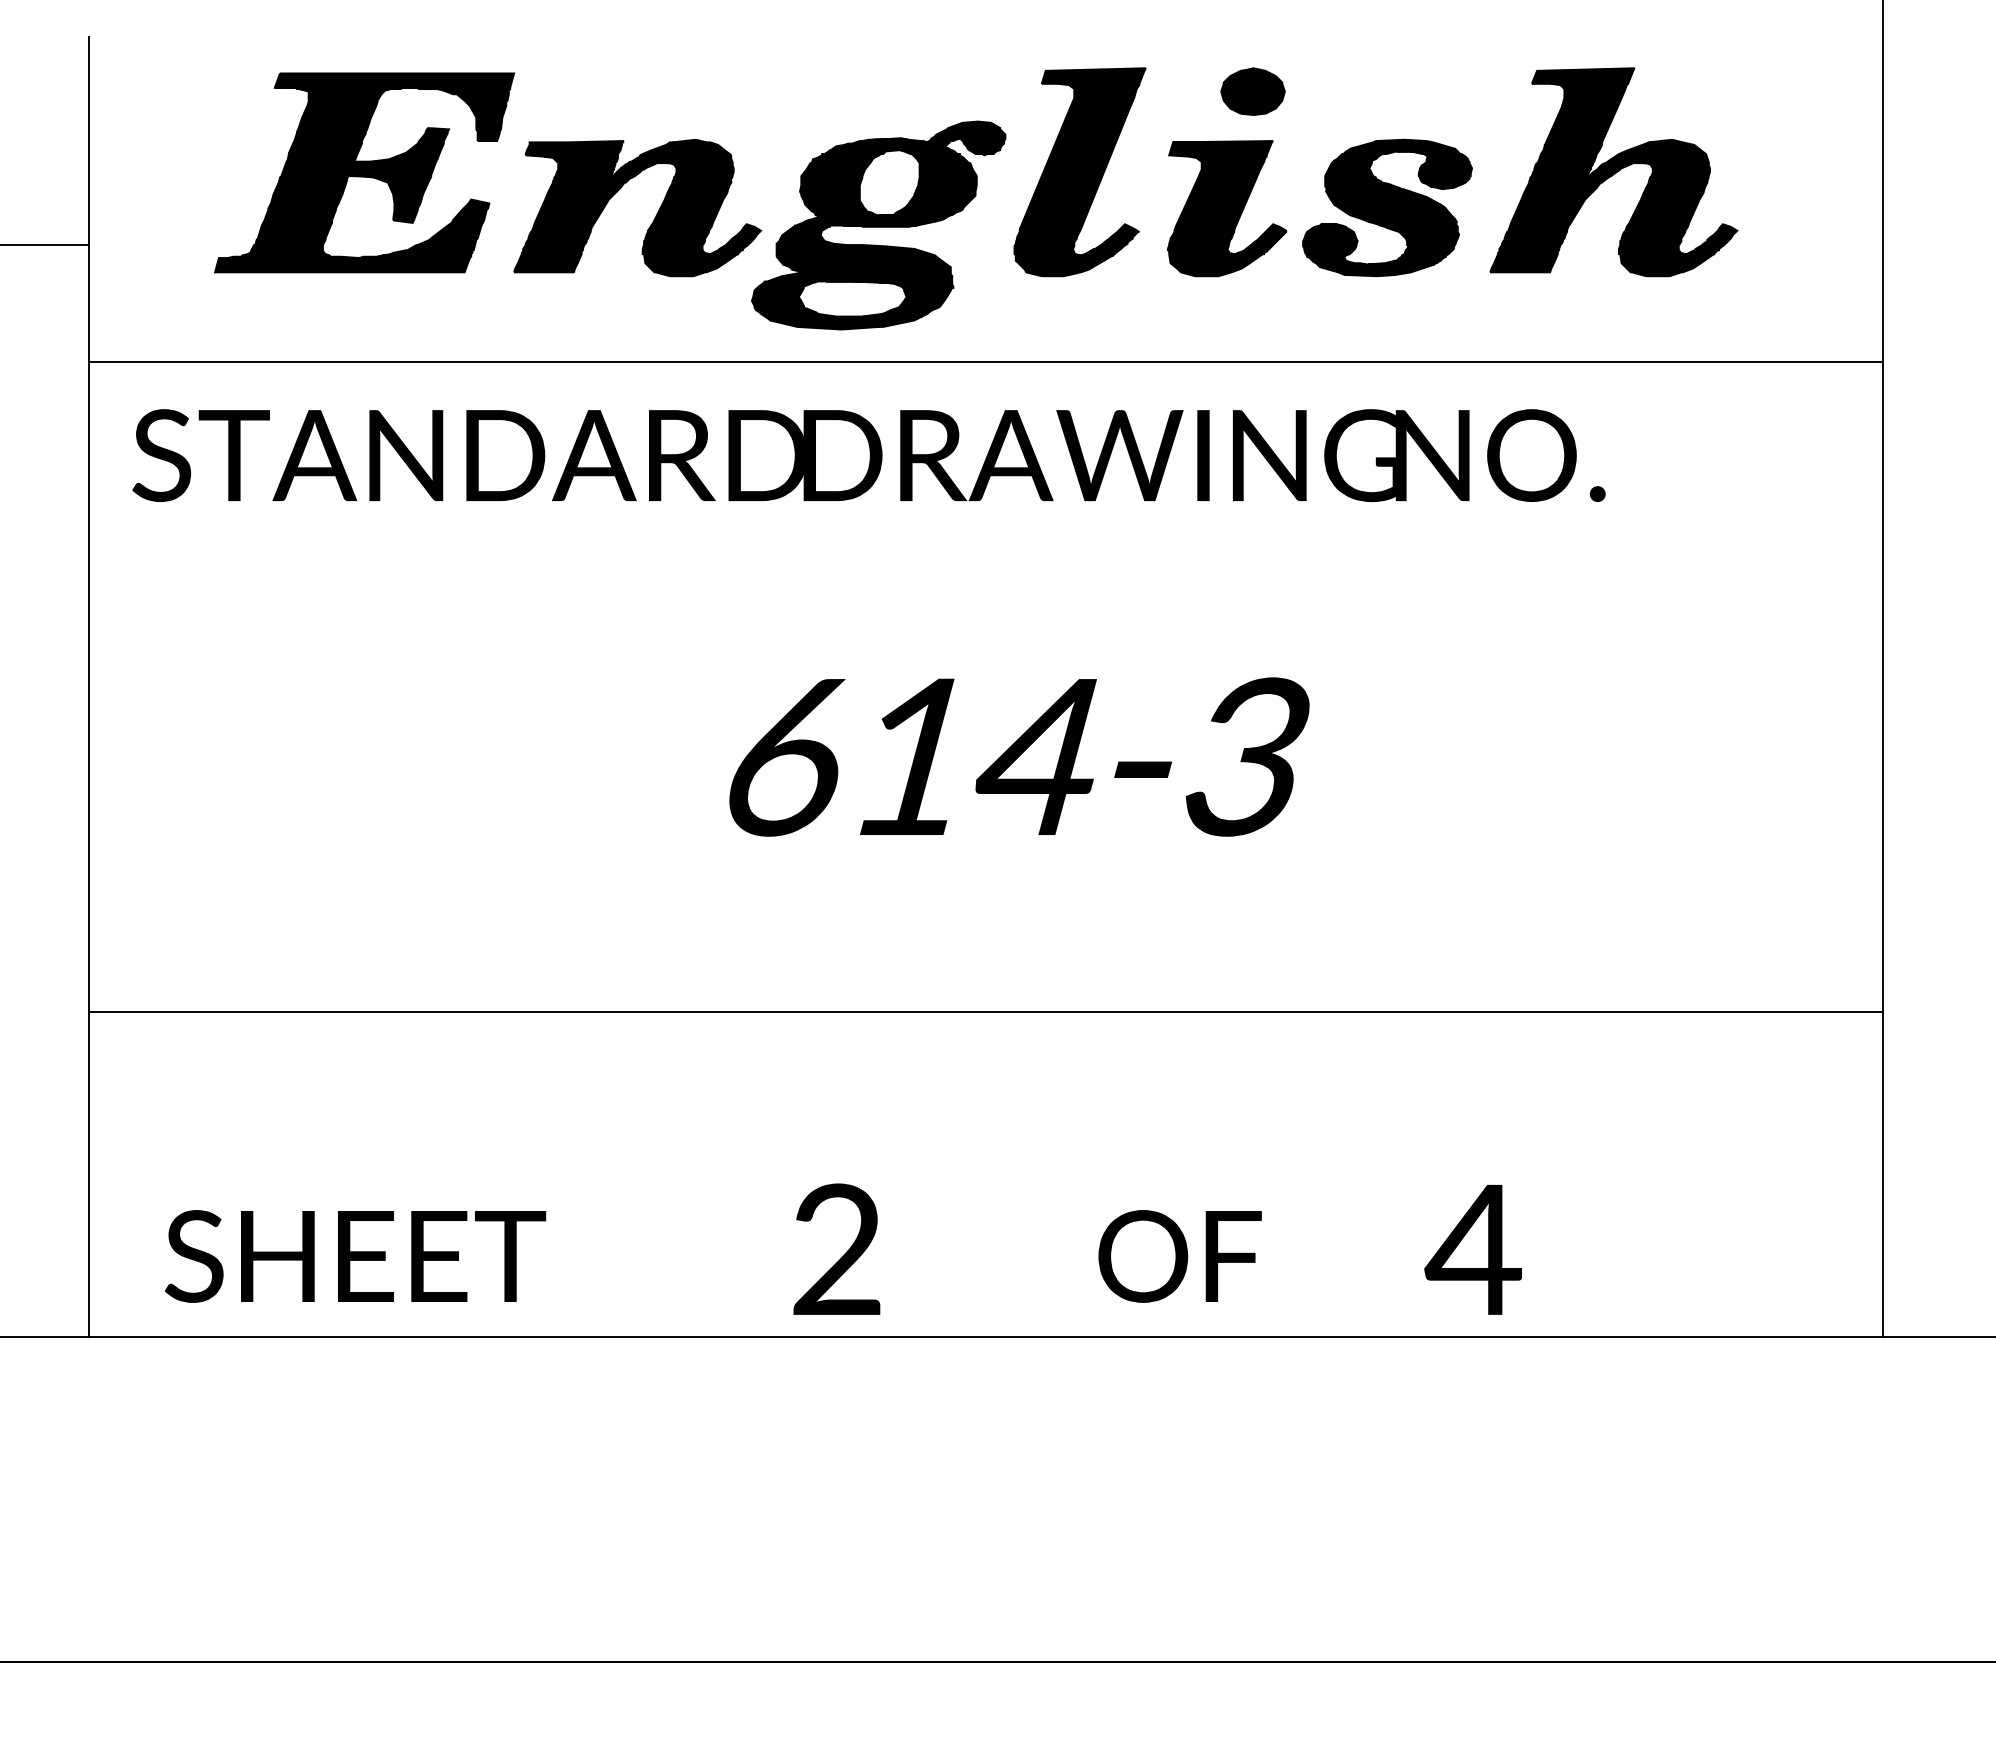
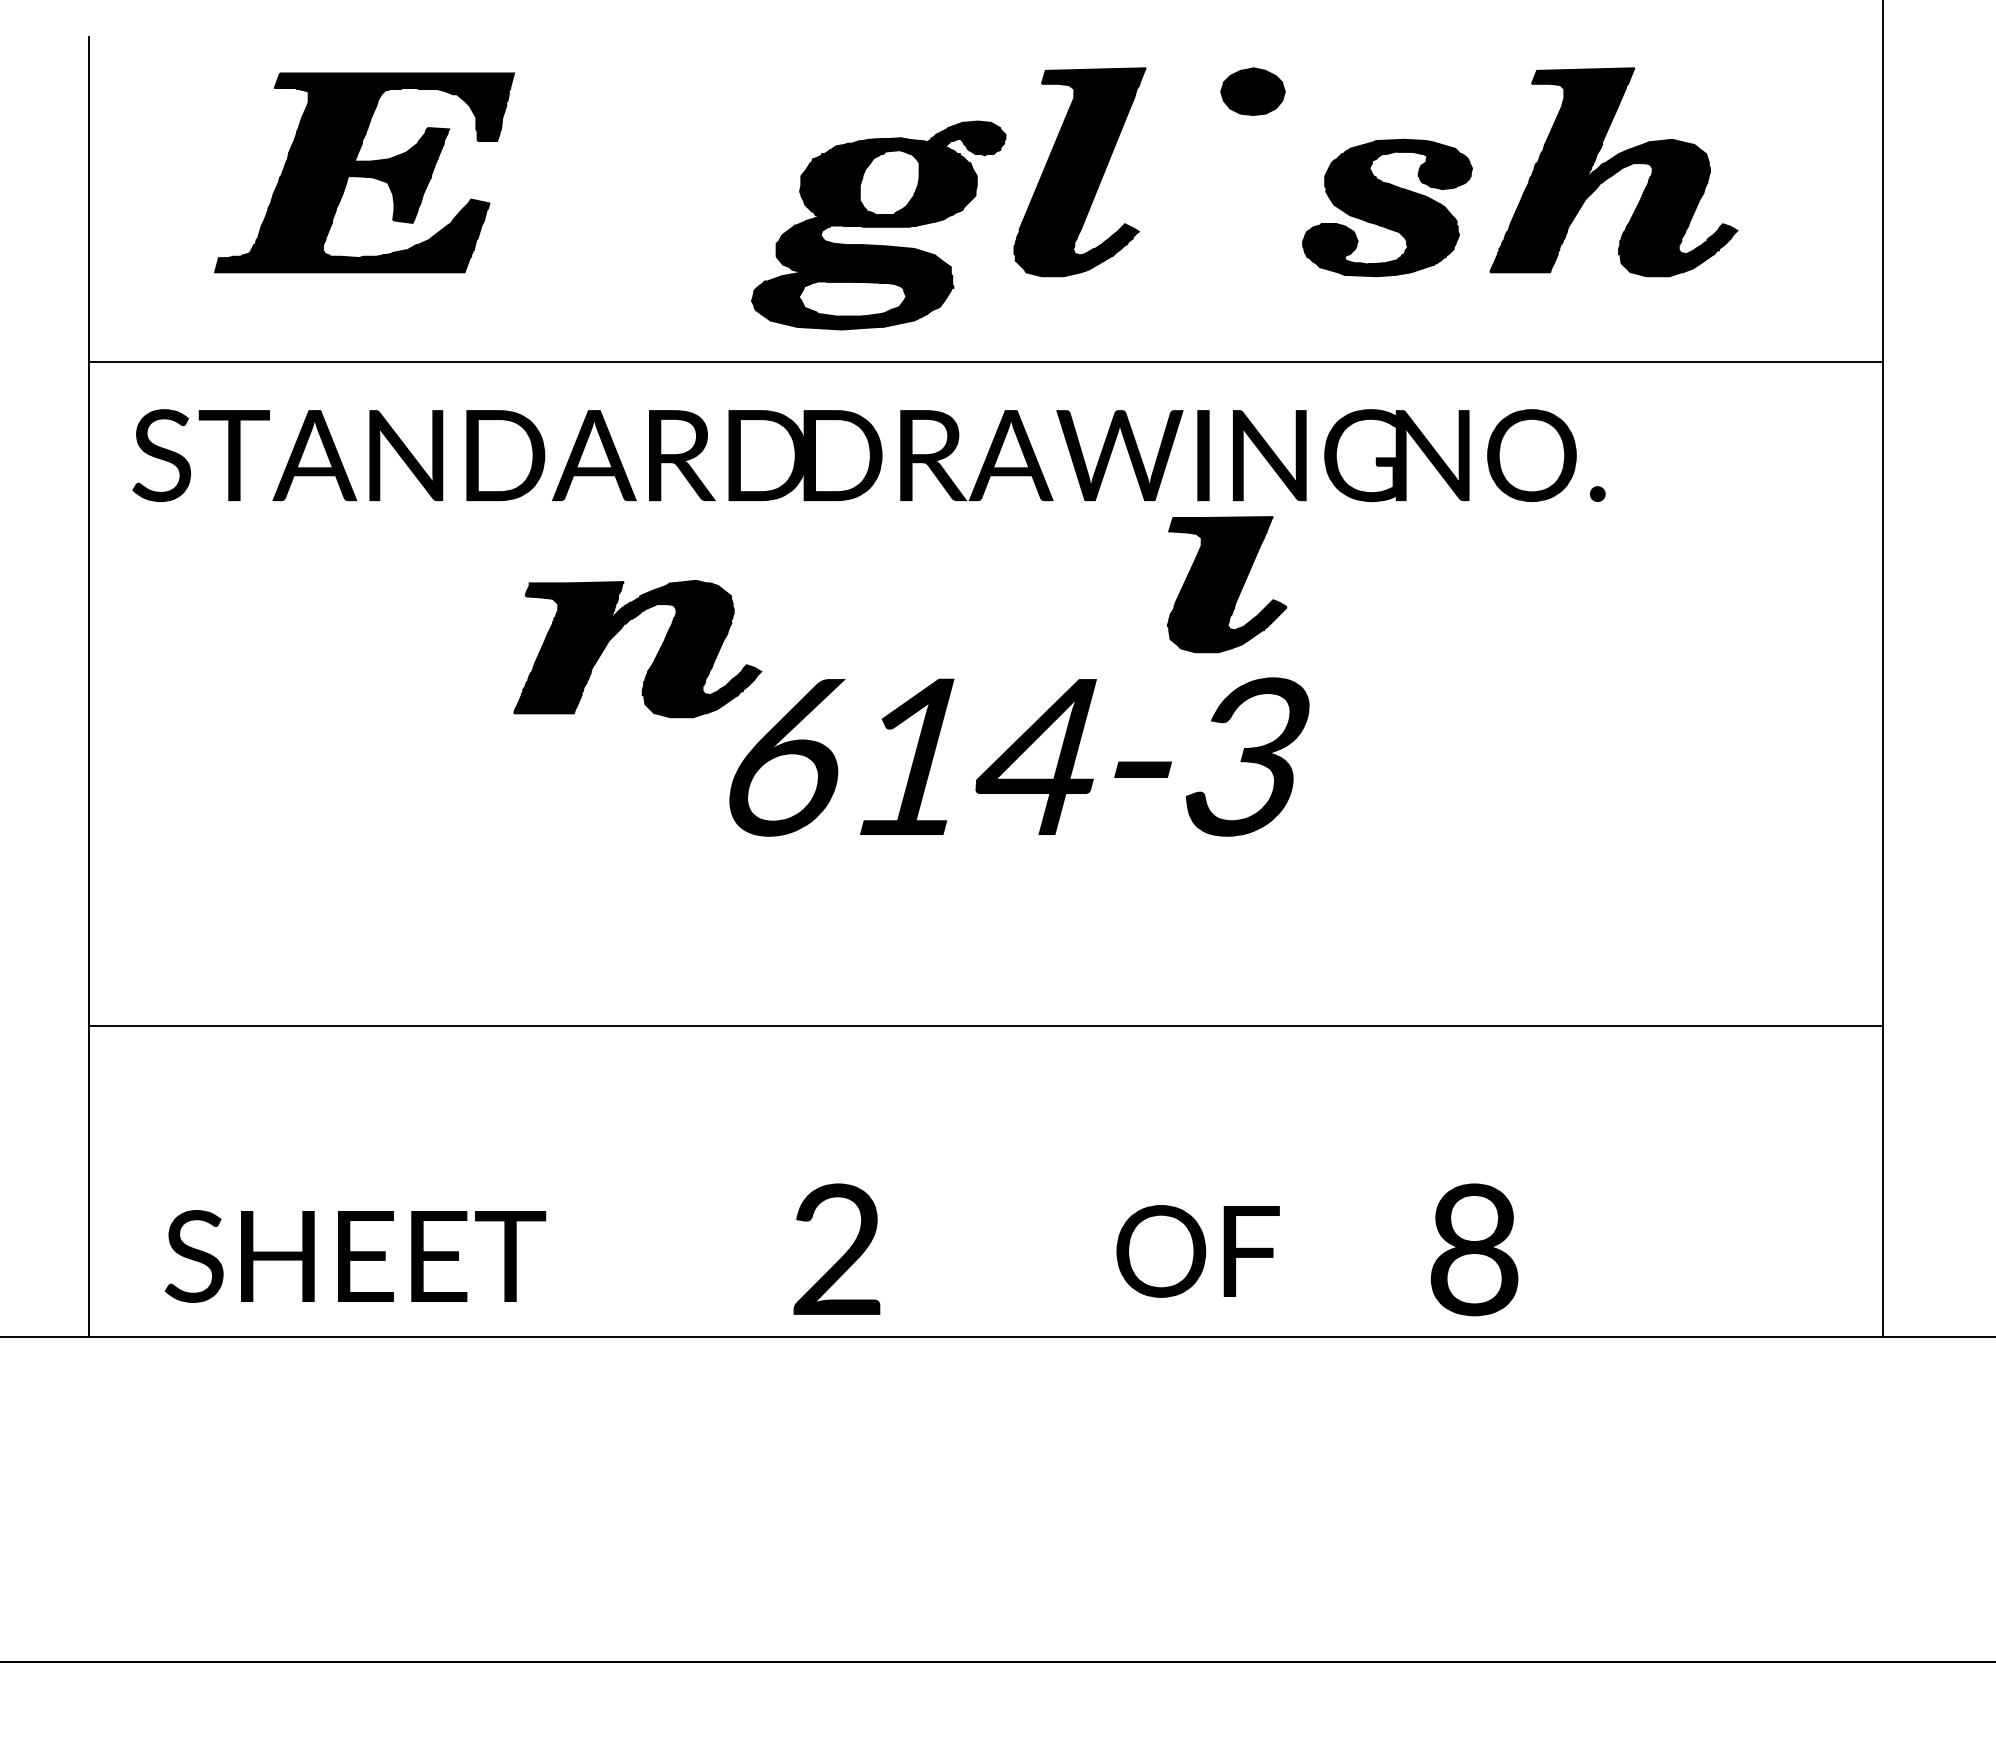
part position: (1227, 208) -> (1227, 584) (1227, 584)
part position: (655, 215) -> (655, 656) (655, 656)
line: present -> none (45, 245)
line position: (985, 1012) -> (985, 1026) (985, 1026)
text: 4 -> 8 (1472, 1249)
text position: (1179, 1256) -> (1197, 1251) (1197, 1251)
